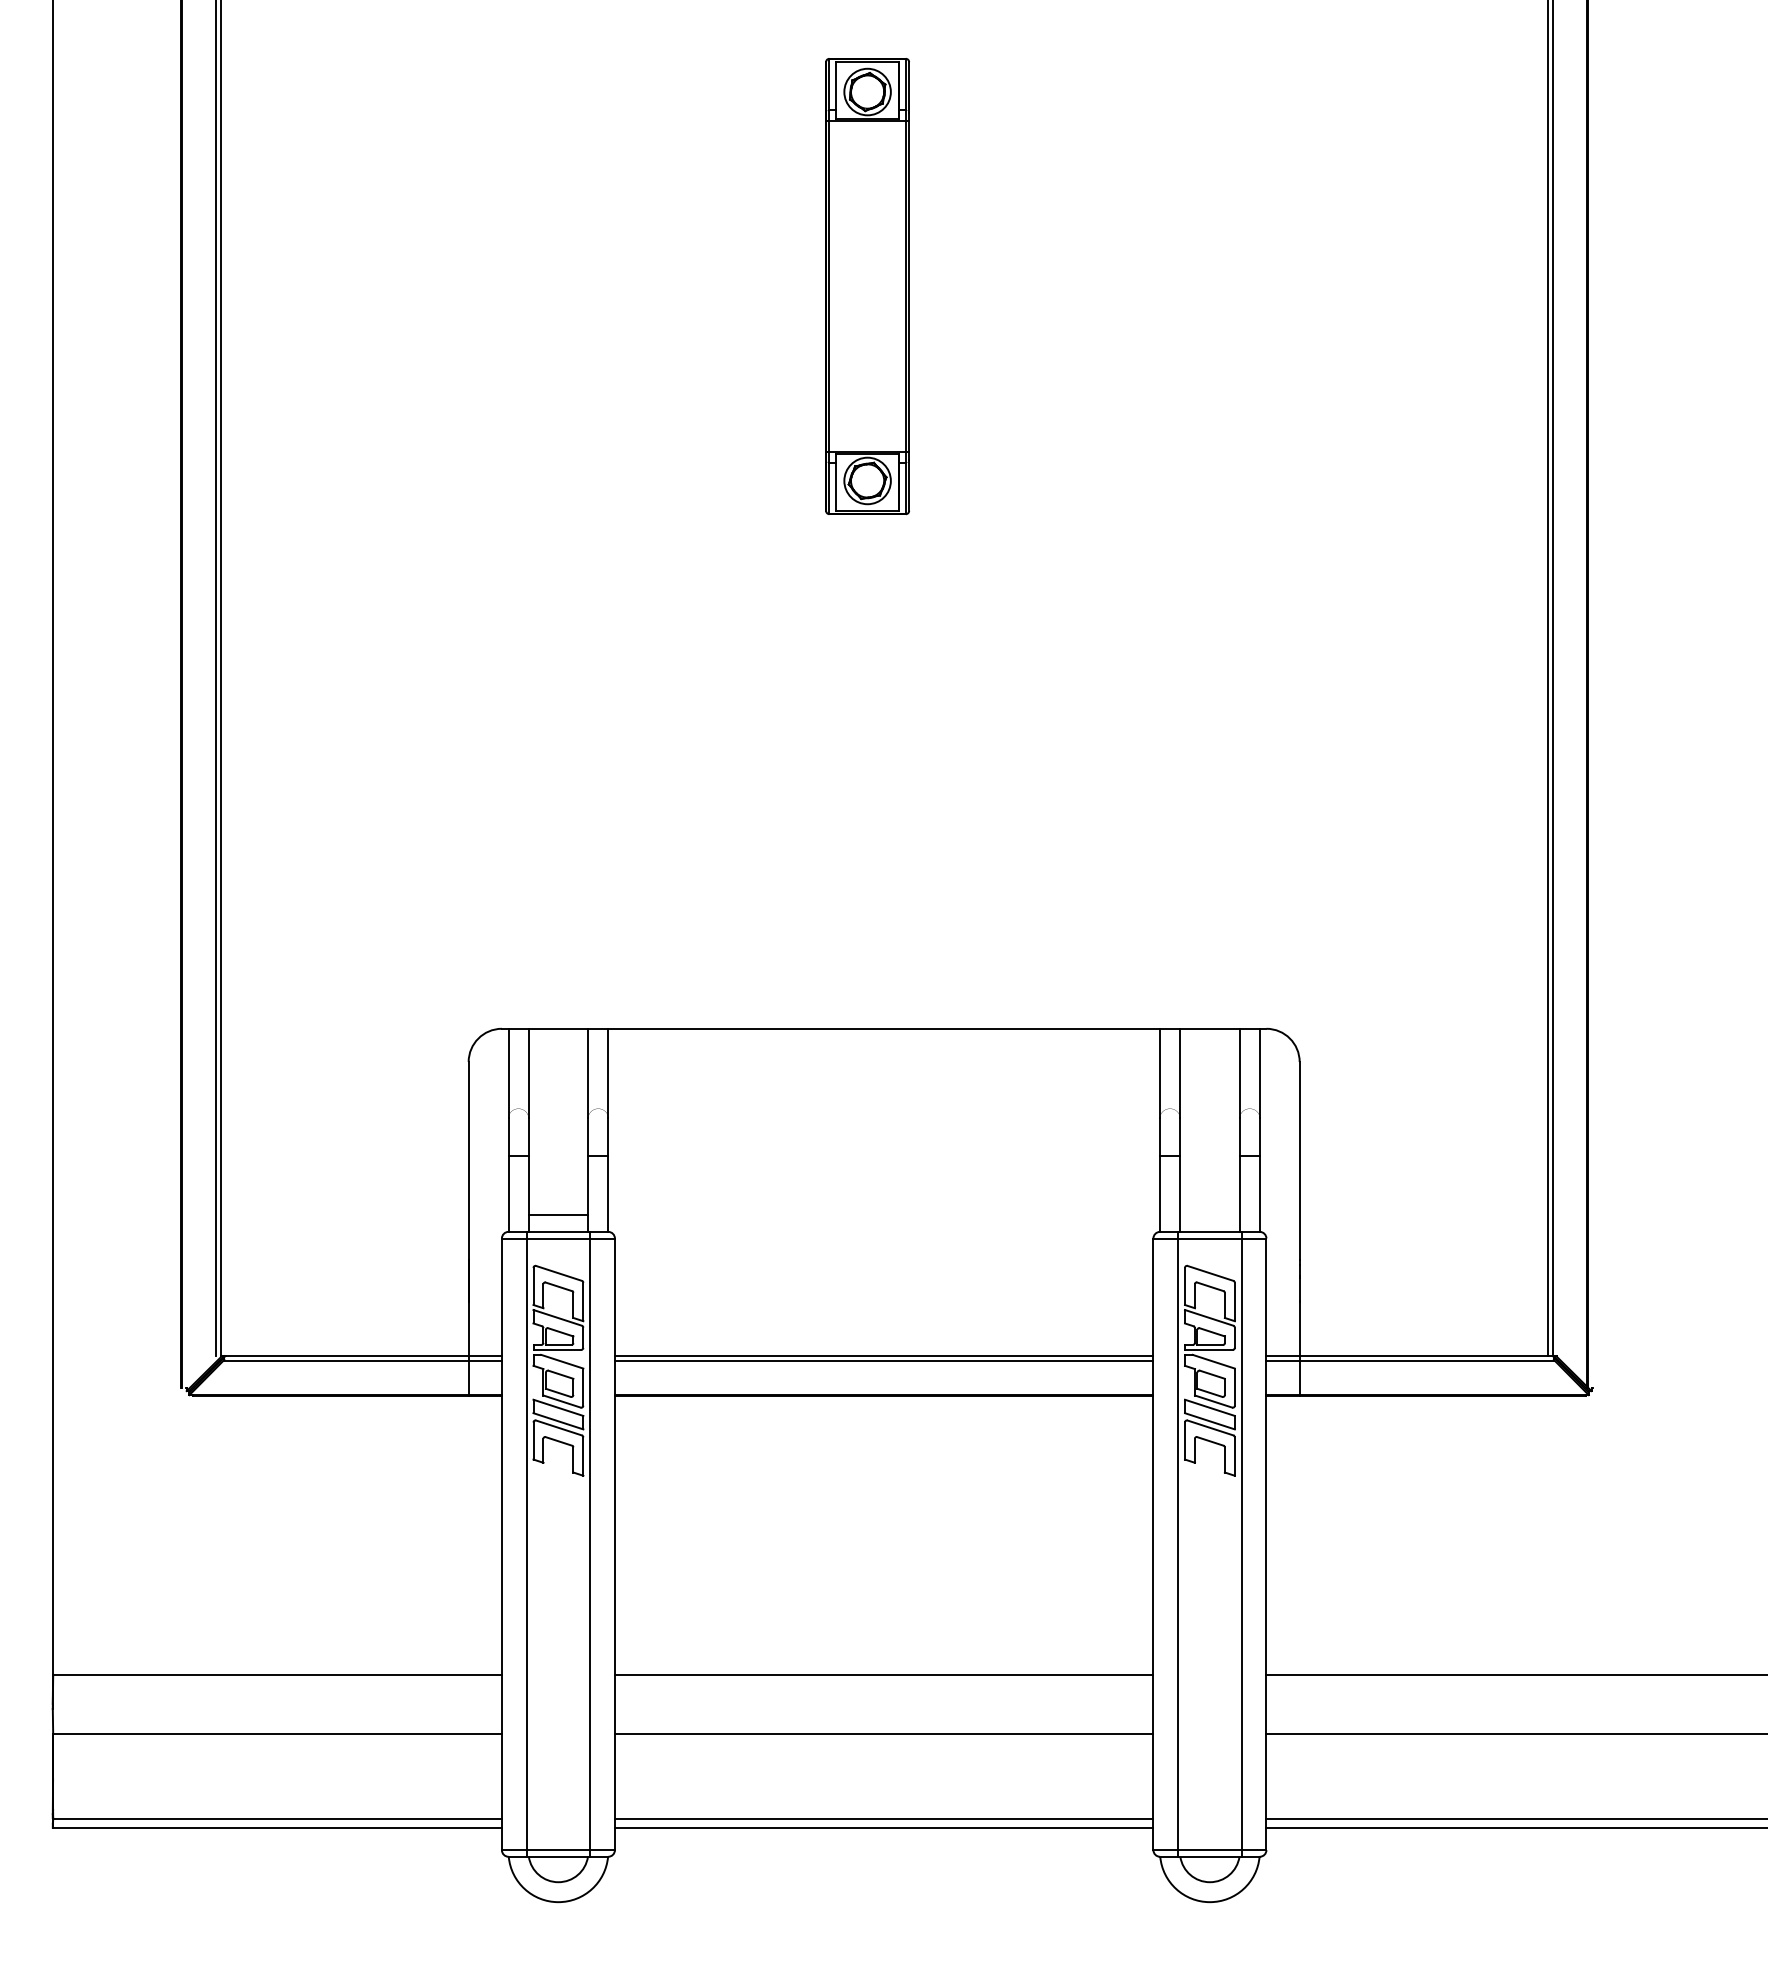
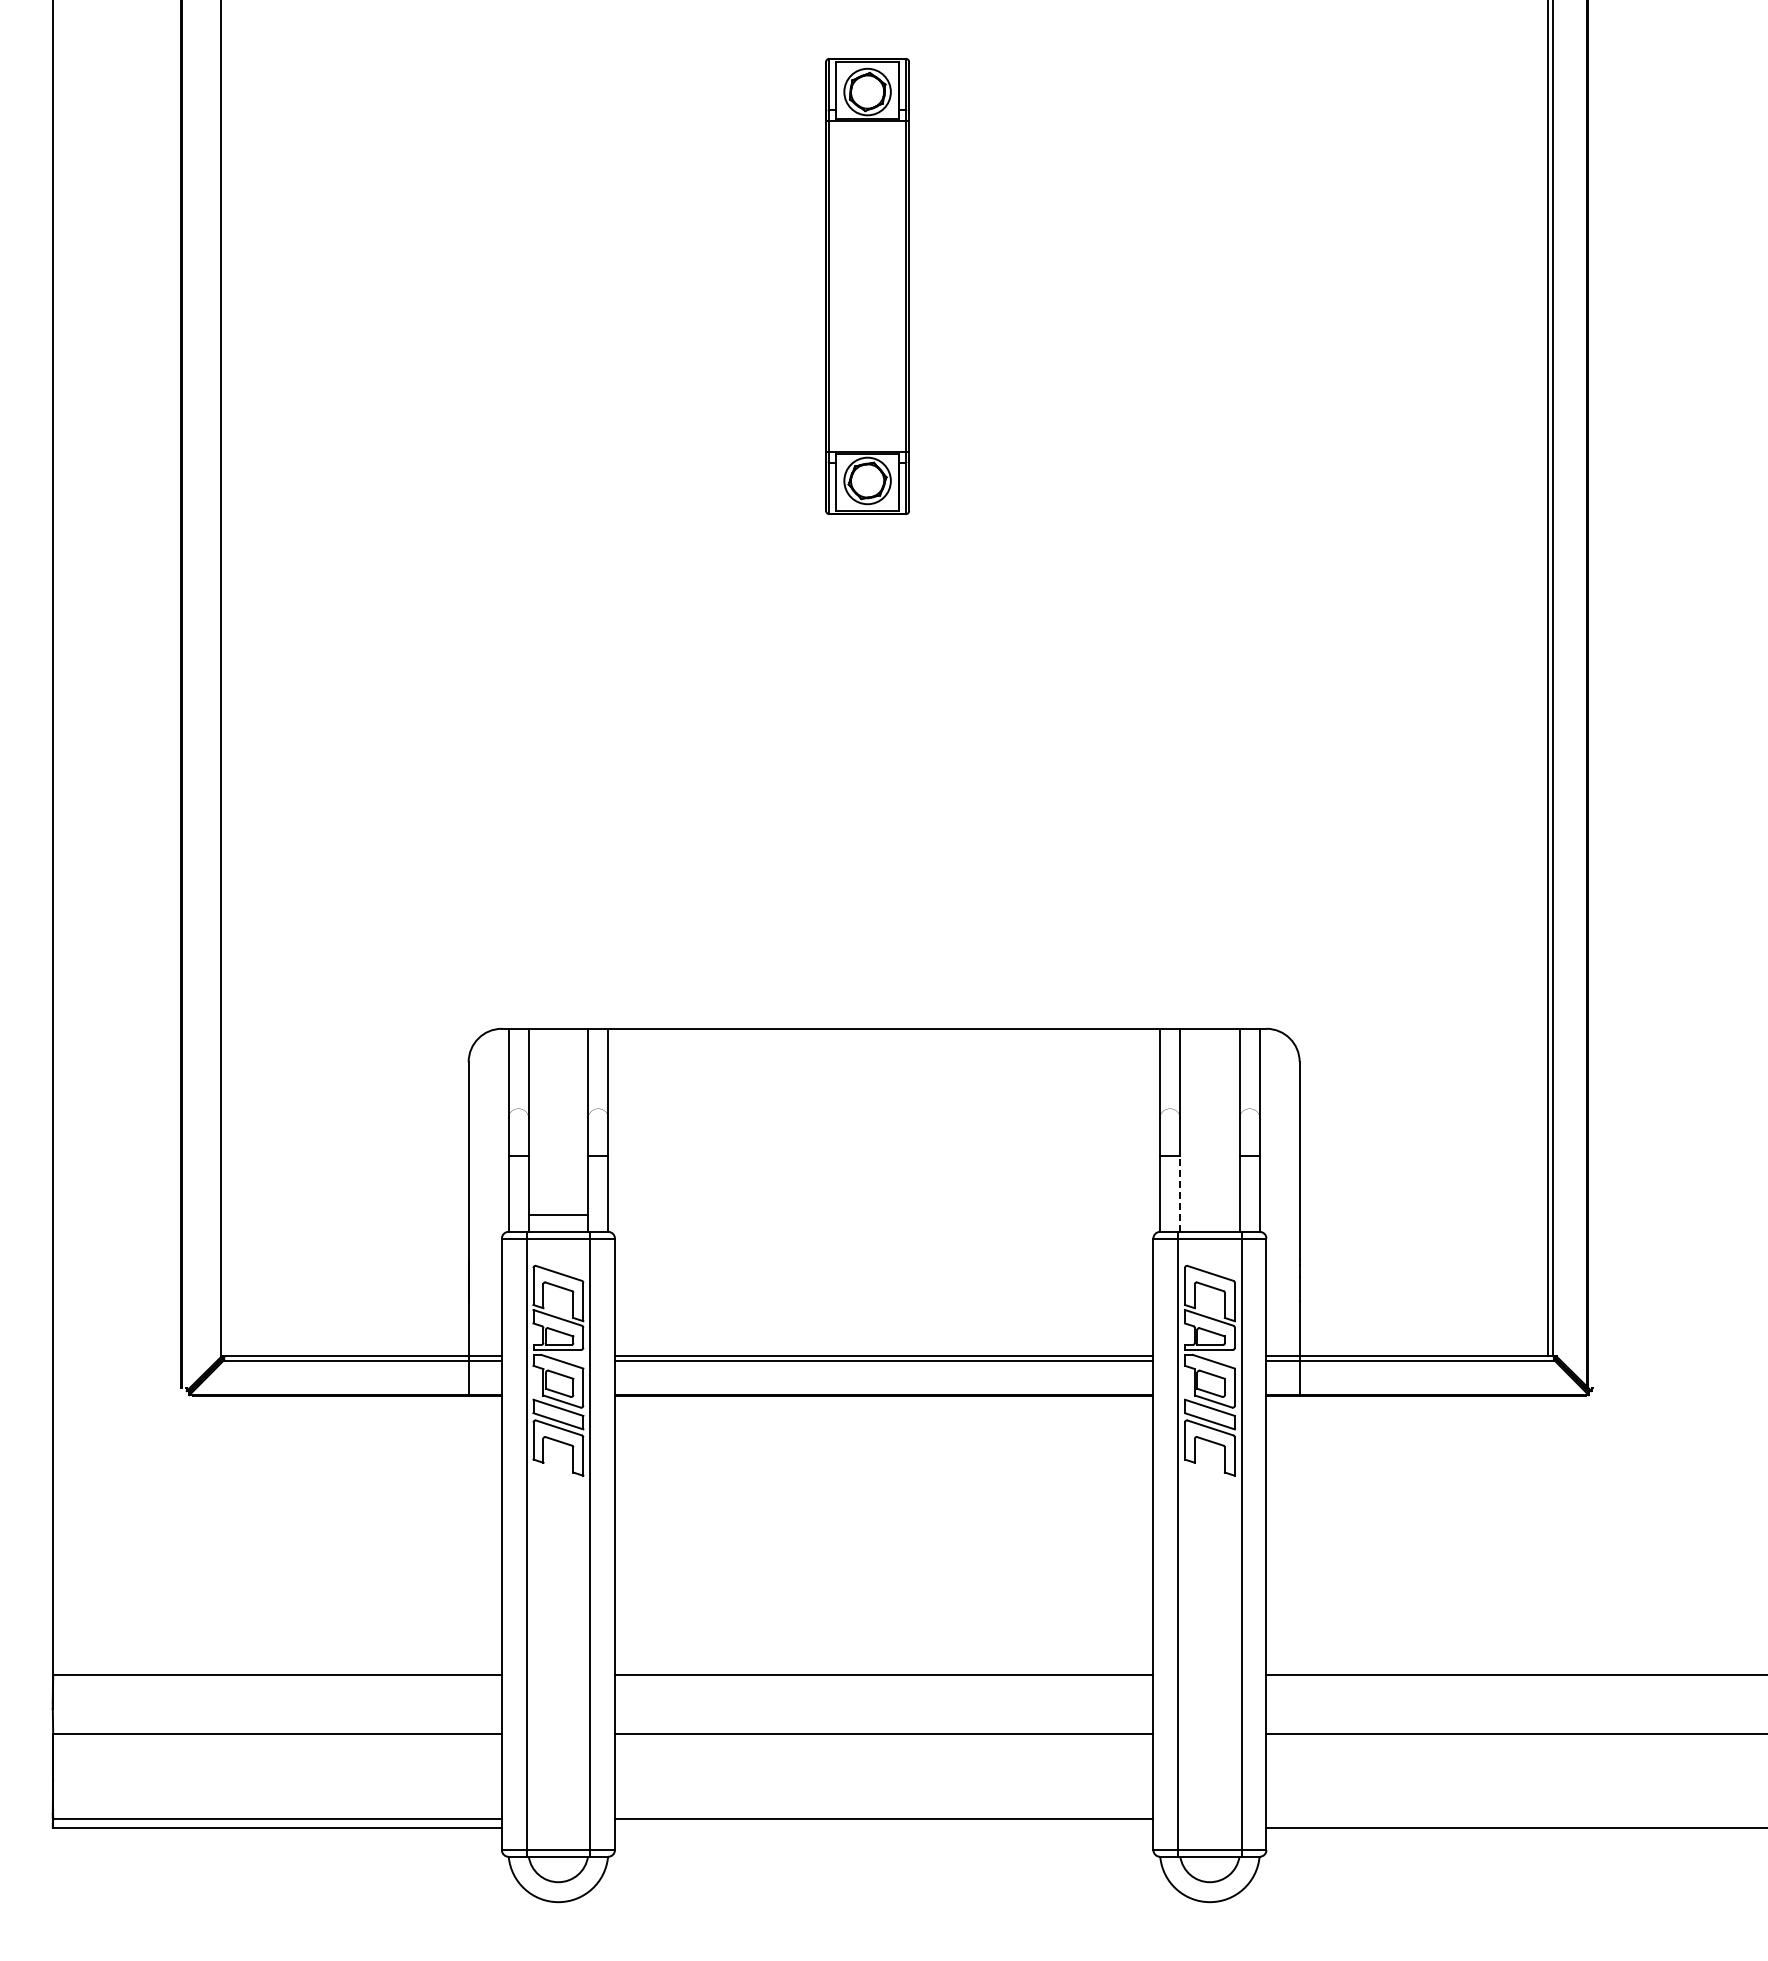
line: present -> none (216, 679)
line: solid -> dashed (1180, 1193)
line: present -> none (1515, 1818)
line: present -> none (883, 1827)
